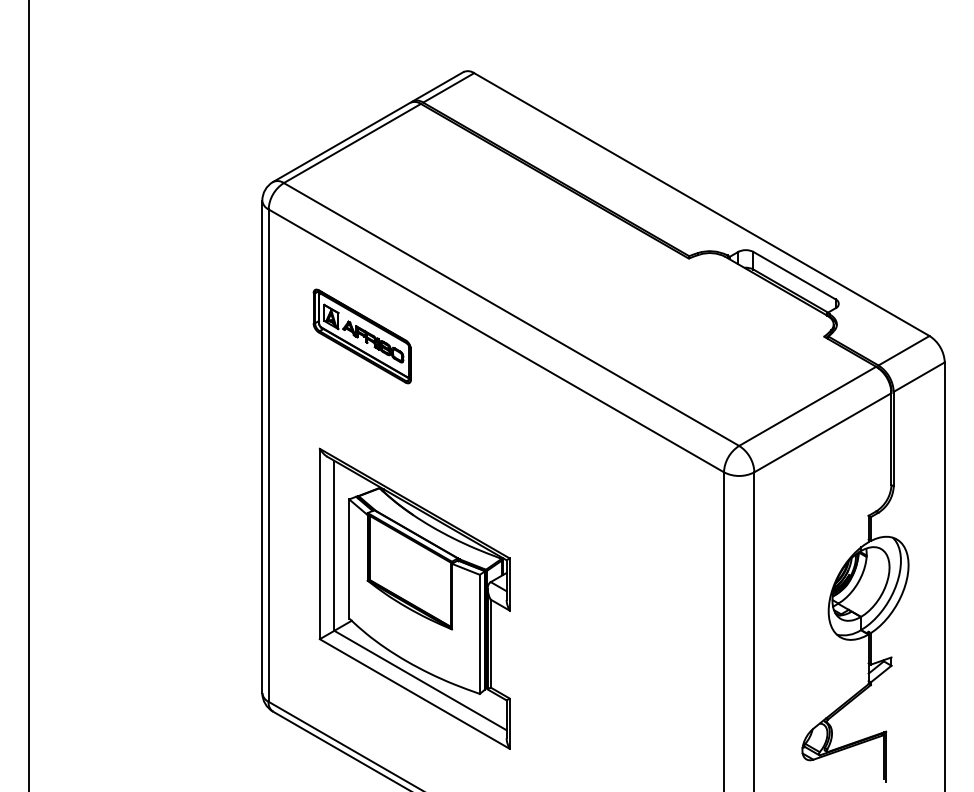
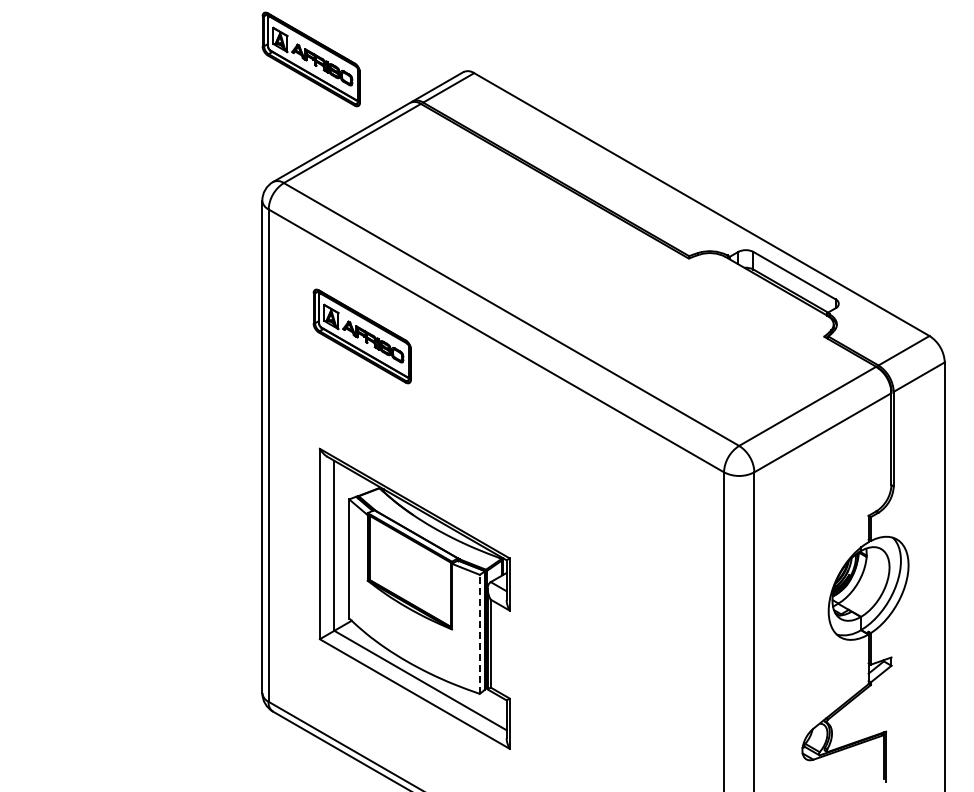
part: none -> present (310, 59)
line: present -> none (29, 395)
line: solid -> dashed (479, 634)
